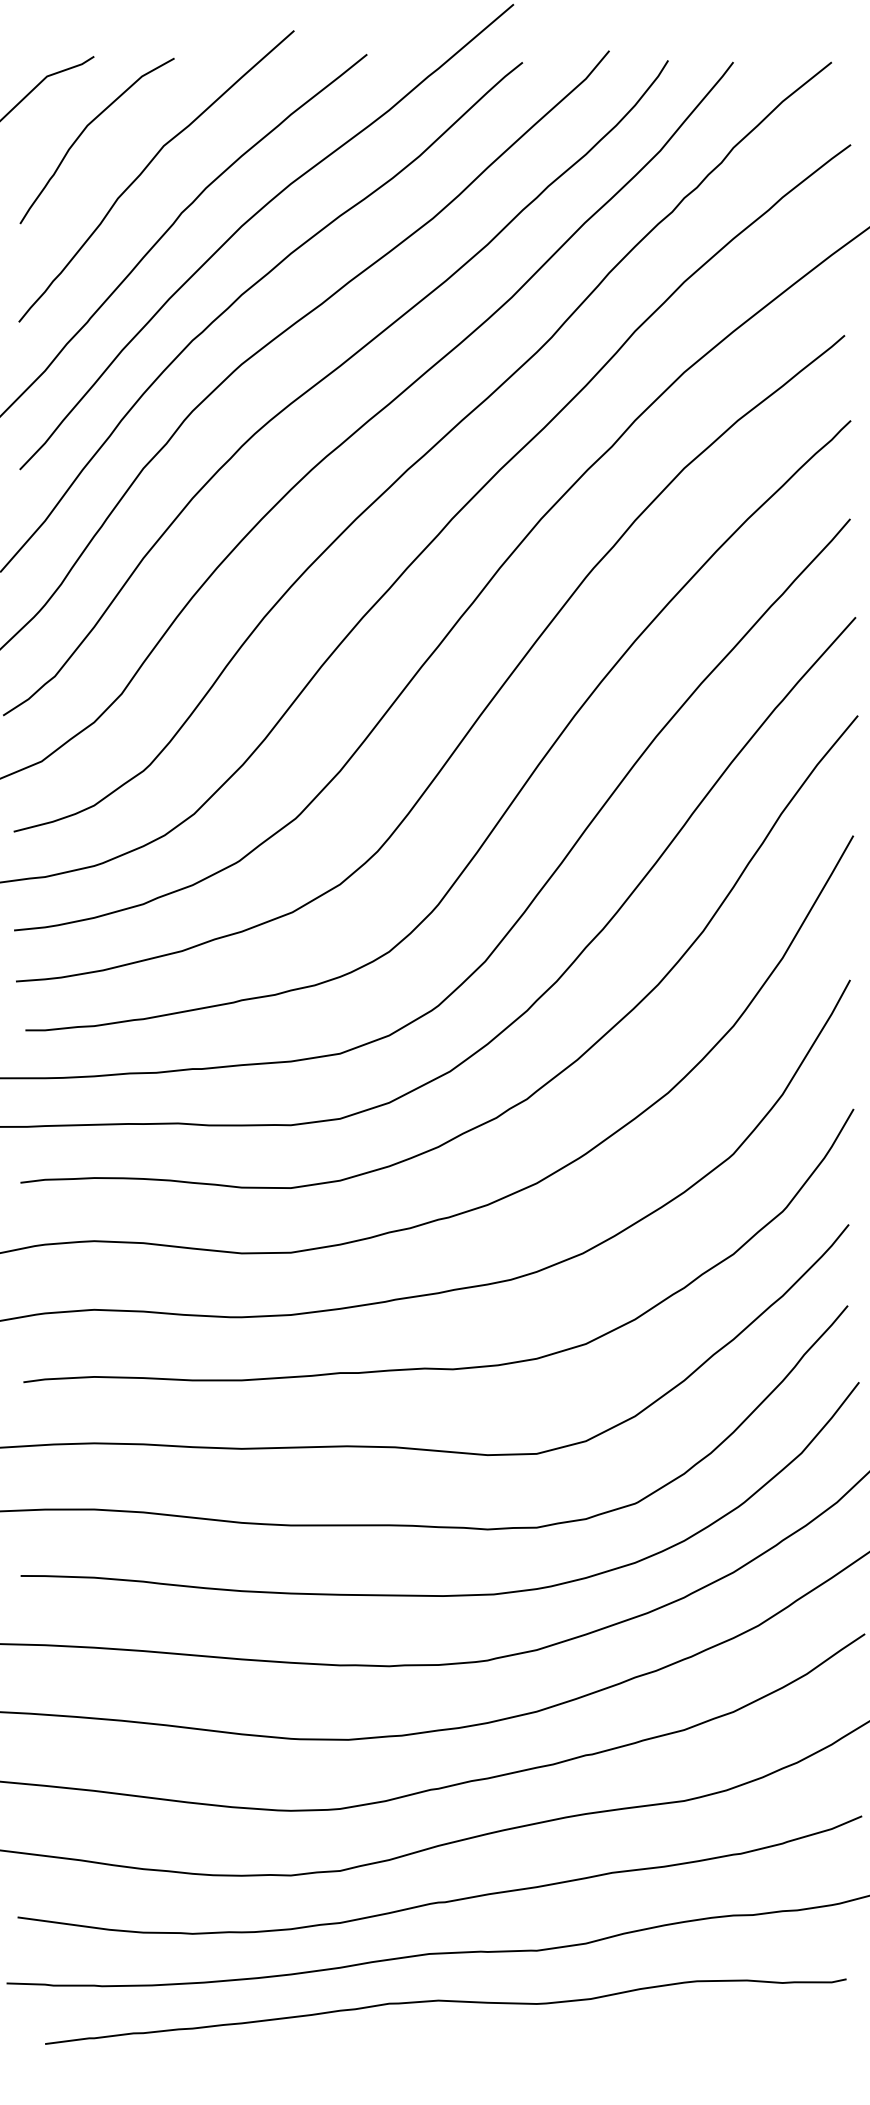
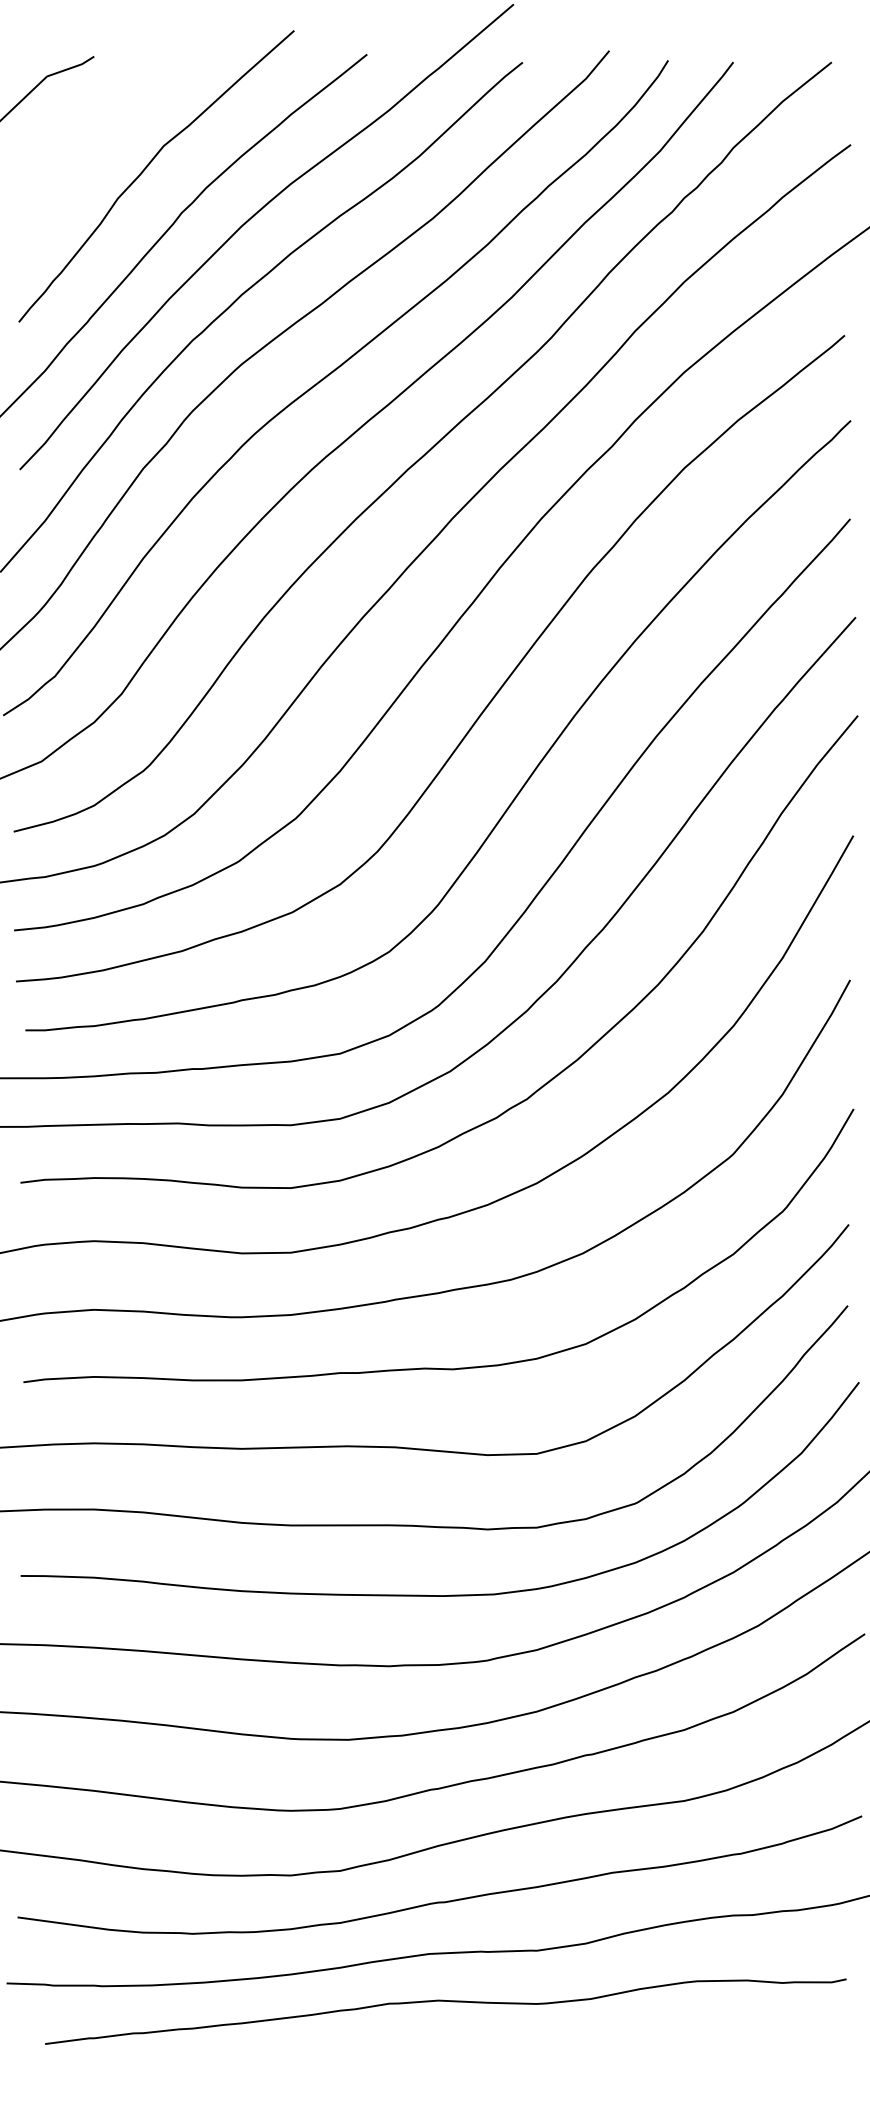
curve: present -> none (84, 131)
